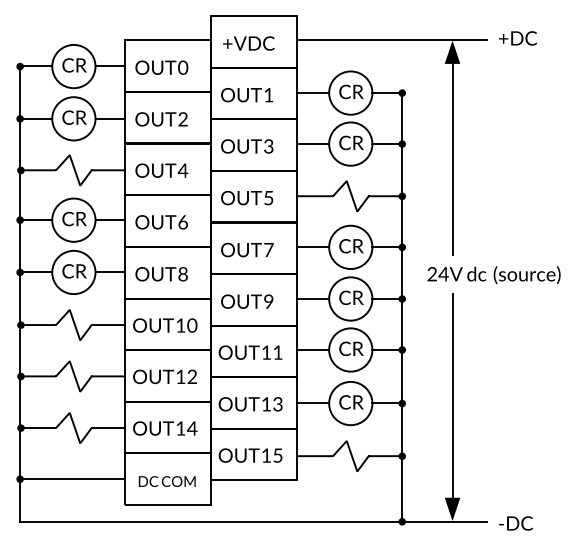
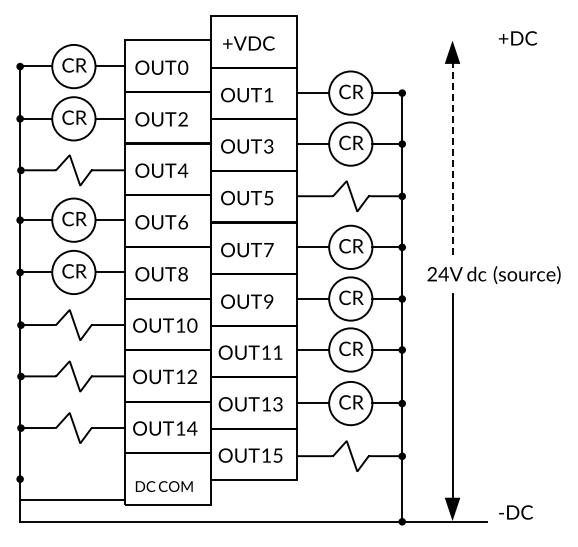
line: present -> none (391, 39)
line: solid -> dashed (452, 157)
line position: (72, 479) -> (72, 500) (72, 500)
text position: (166, 481) -> (163, 486) (163, 486)
text position: (515, 523) -> (515, 512) (515, 512)
